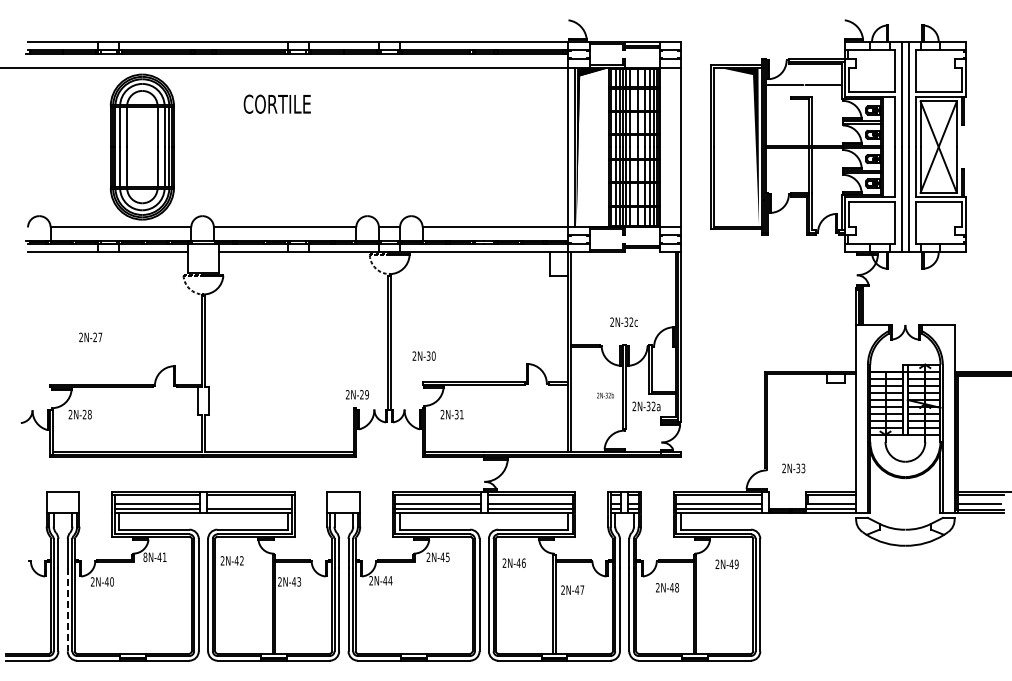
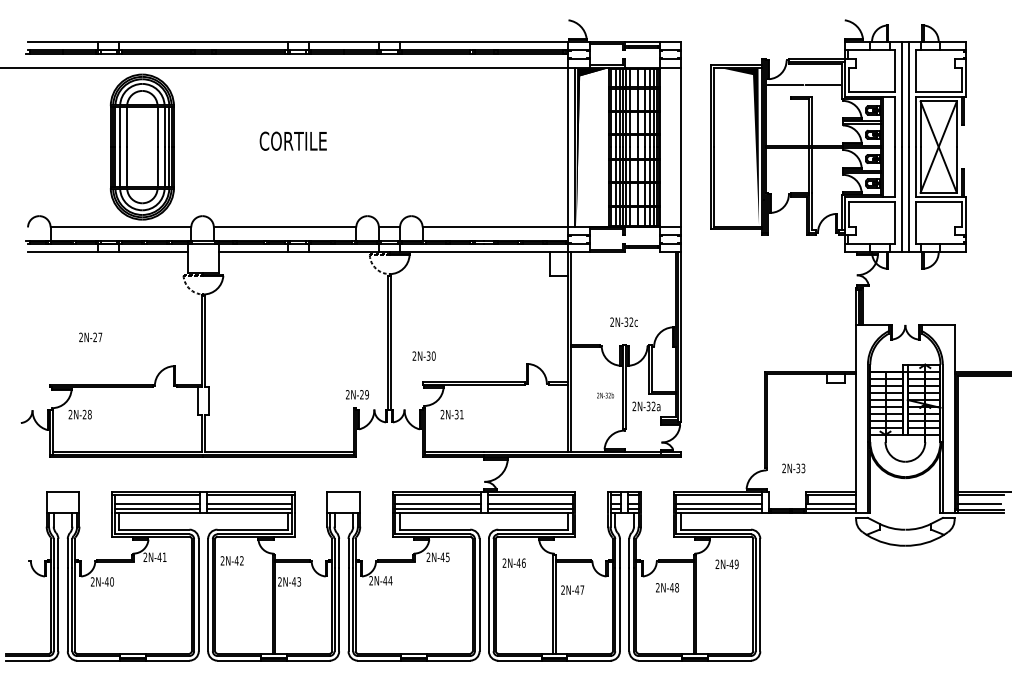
text position: (276, 103) -> (292, 140) (292, 140)
line: none -> present (249, 503)
text: 8N-41 -> 2N-41 (145, 557)
line: dashed -> solid (67, 609)
